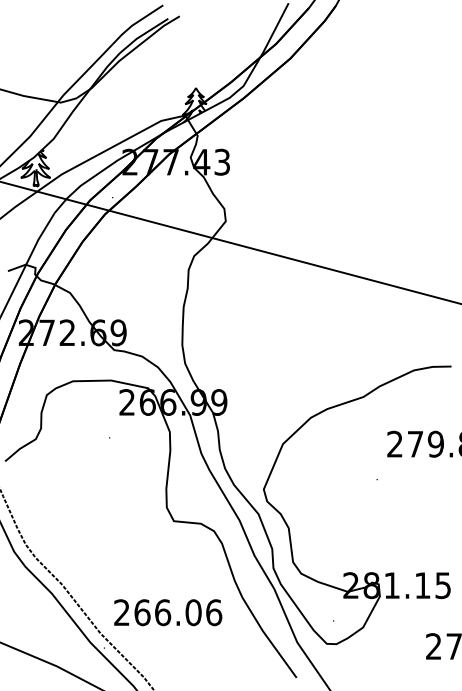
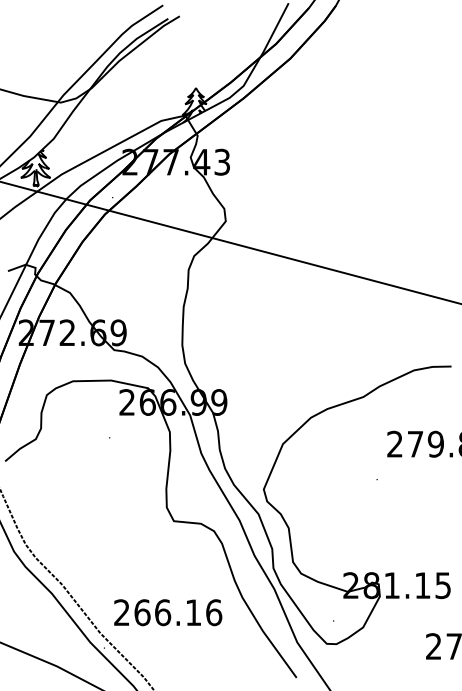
text: 266.06 -> 266.16 (193, 612)
